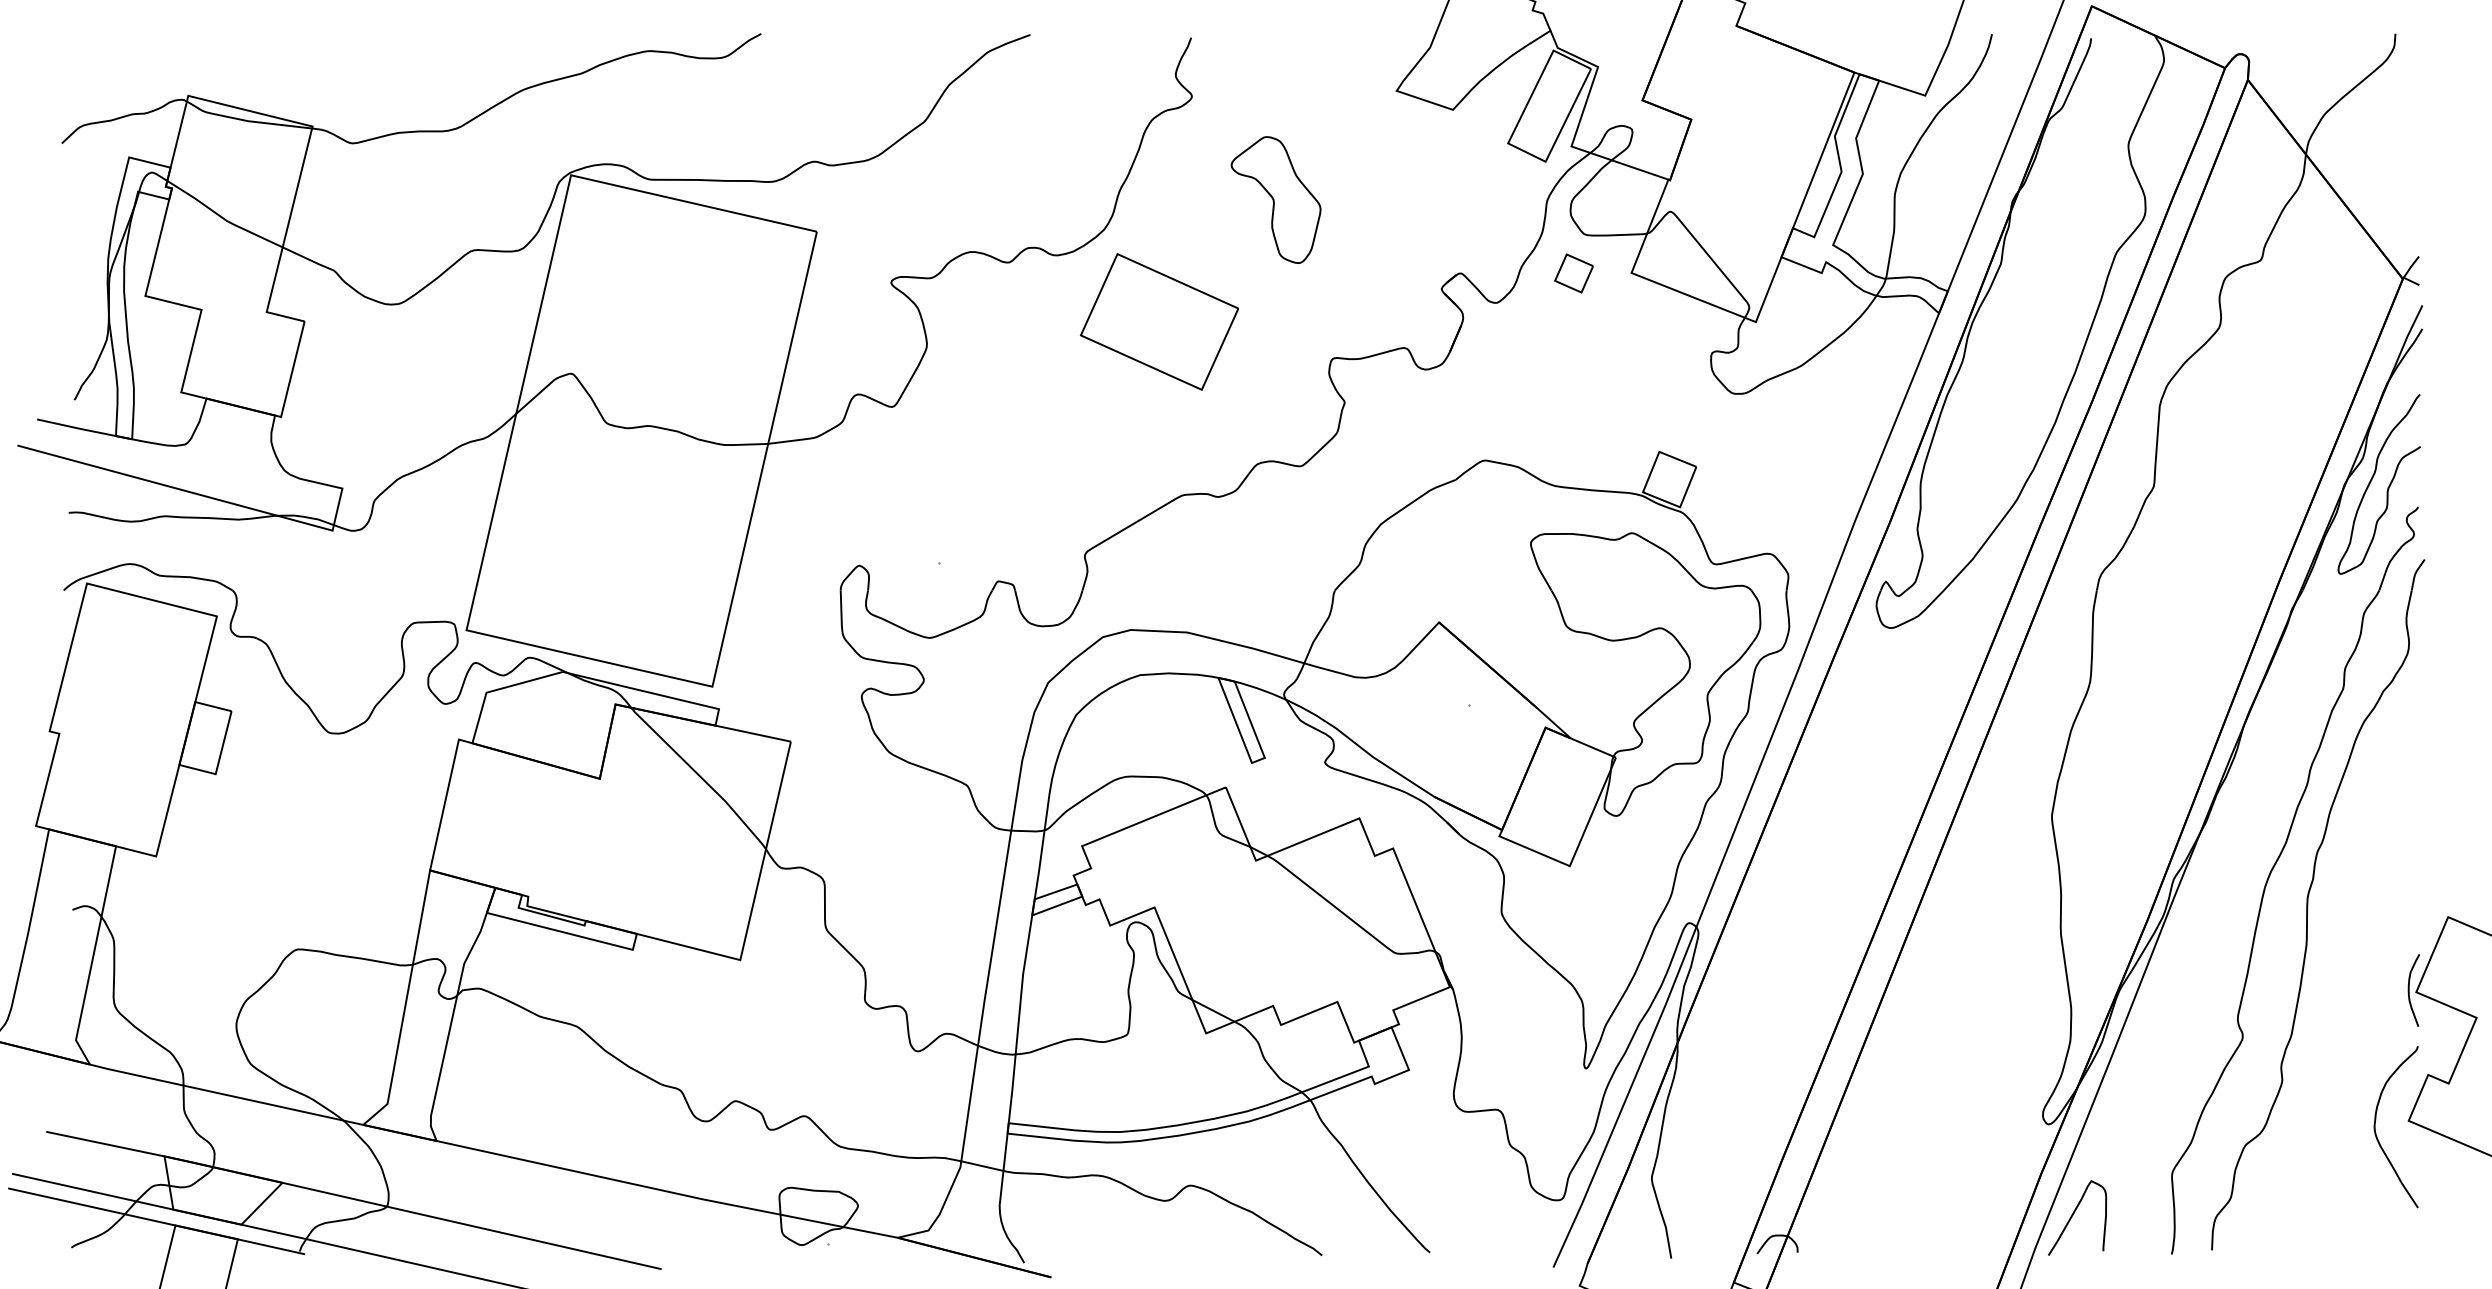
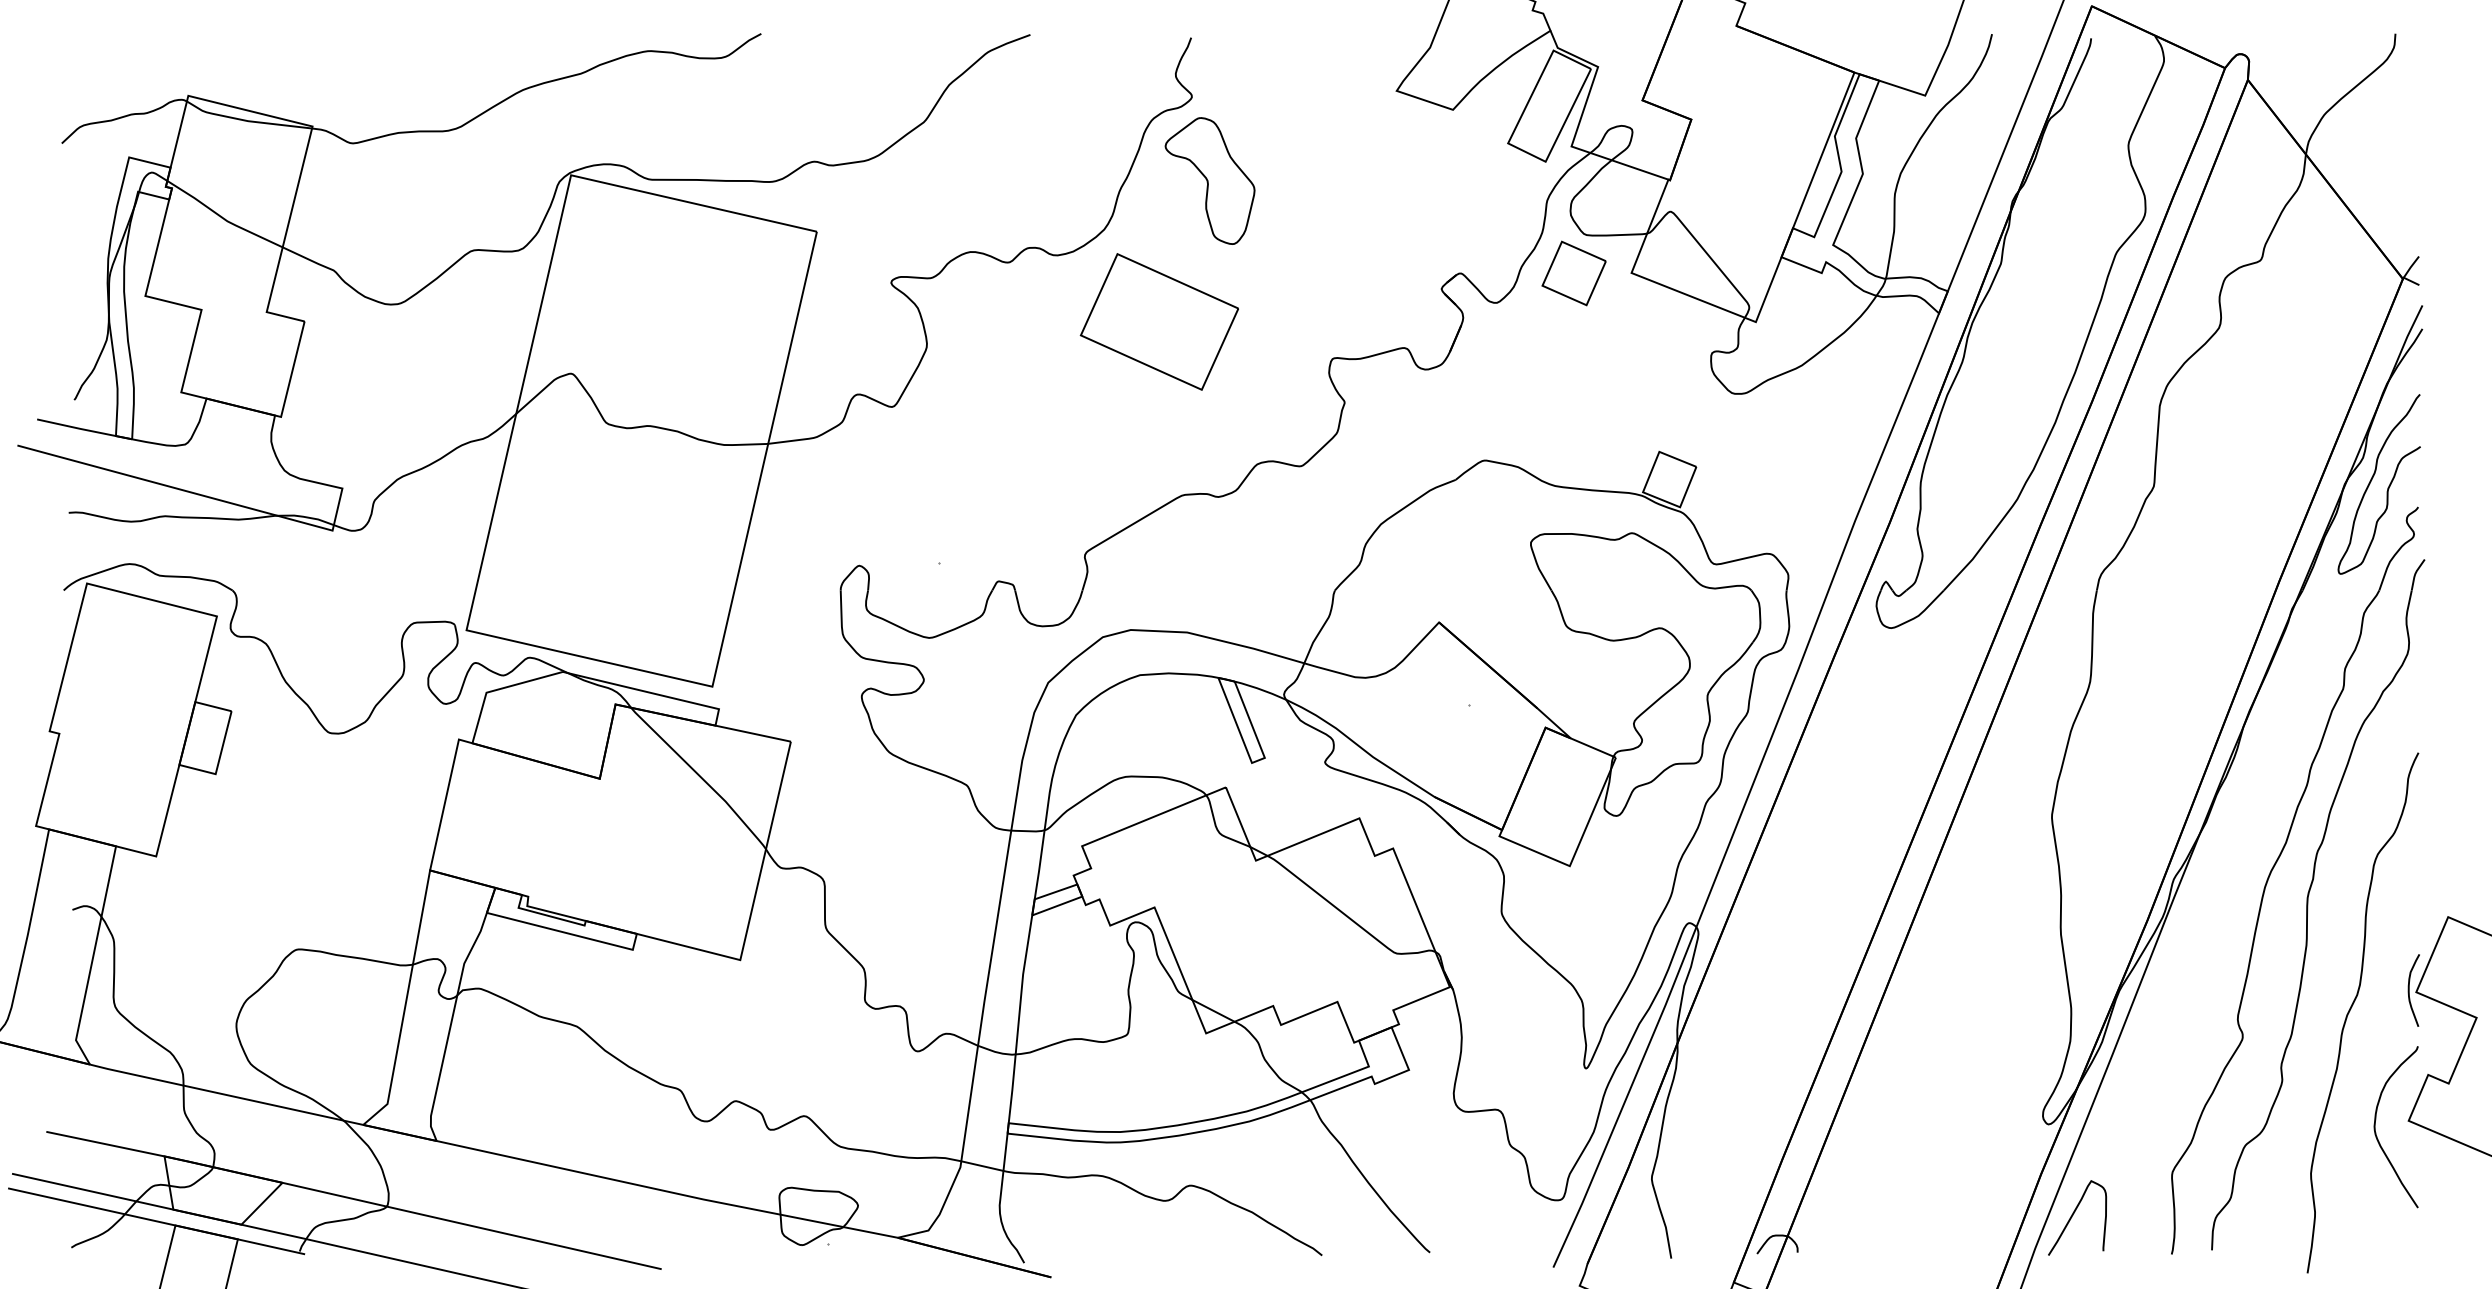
part position: (1275, 199) -> (1209, 180) (1209, 180)
part size: 40x41 px -> 66x67 px (1573, 273)
curve: none -> present (2352, 1007)
